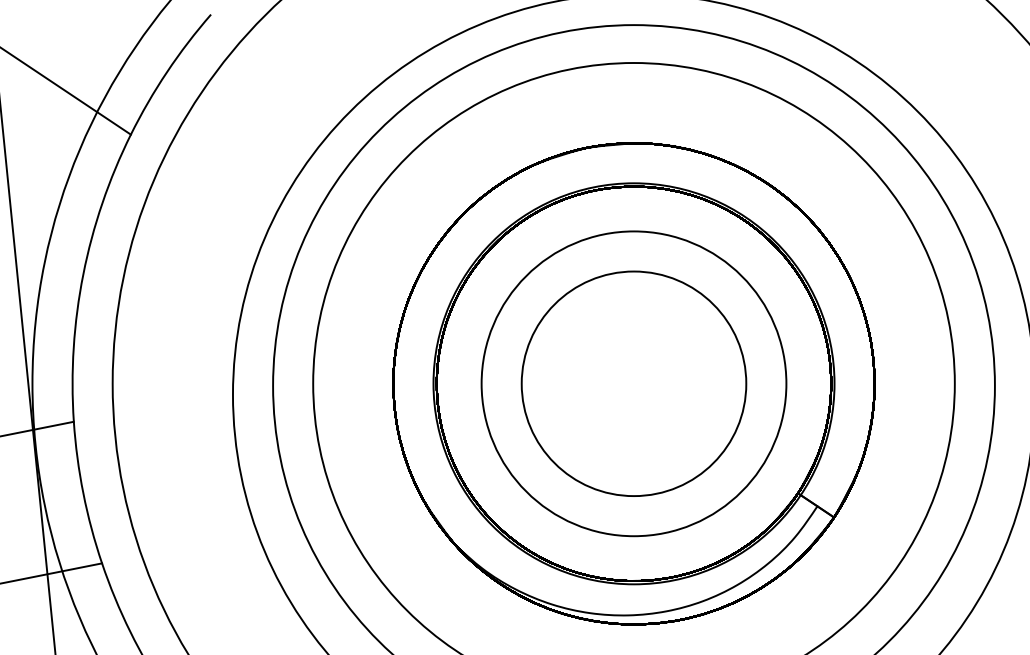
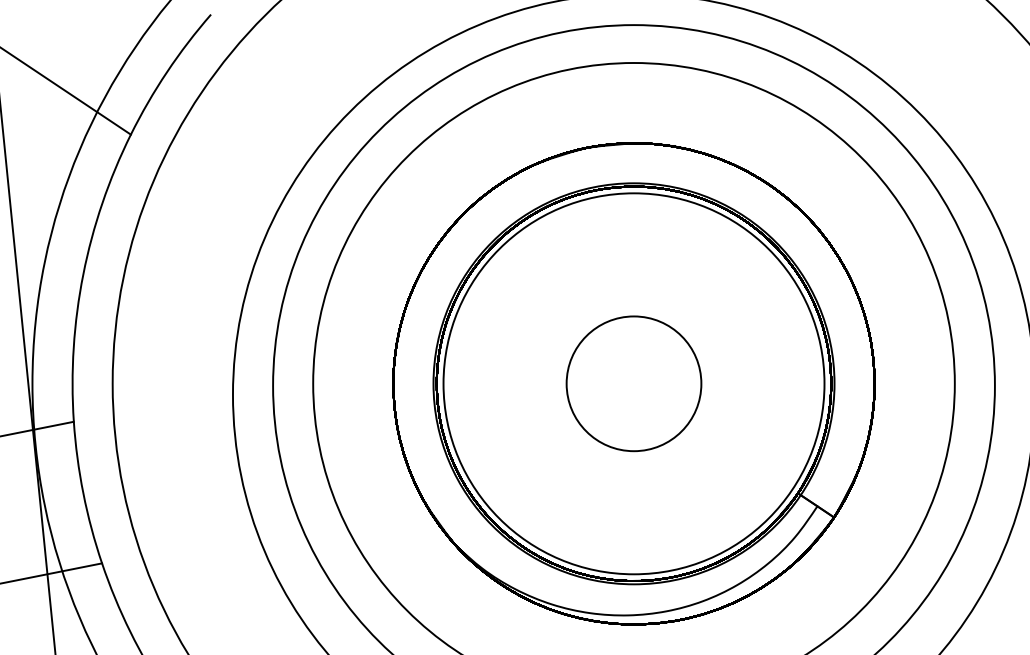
circle diameter: 225 px -> 135 px (633, 383)
circle diameter: 305 px -> 381 px (633, 383)
